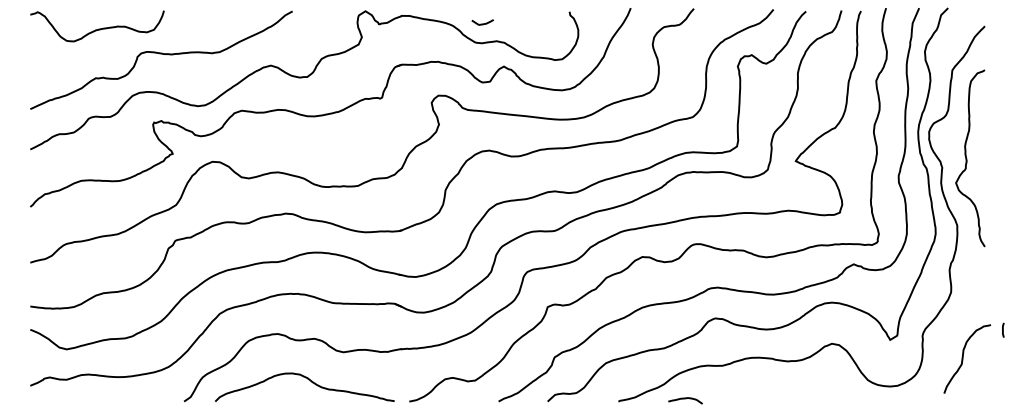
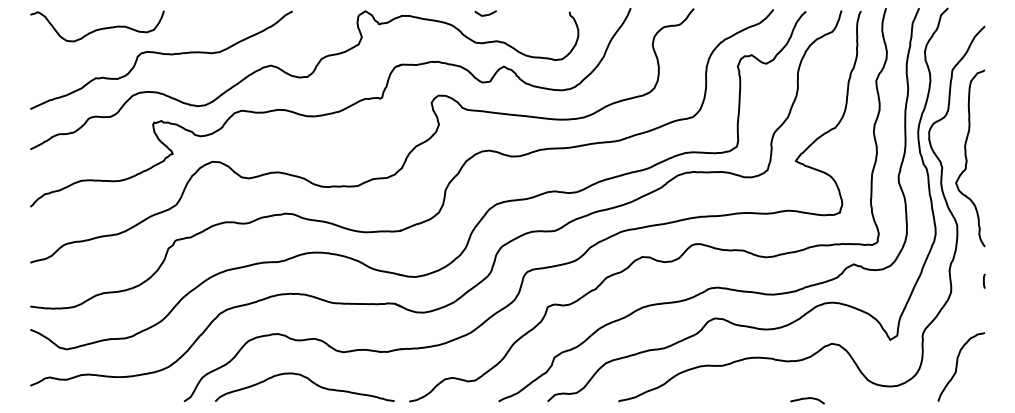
curve position: (482, 23) -> (485, 14) (485, 14)
line position: (1003, 329) -> (984, 280) (984, 280)
curve position: (963, 358) -> (957, 366) (957, 366)
curve position: (685, 399) -> (807, 399) (807, 399)
